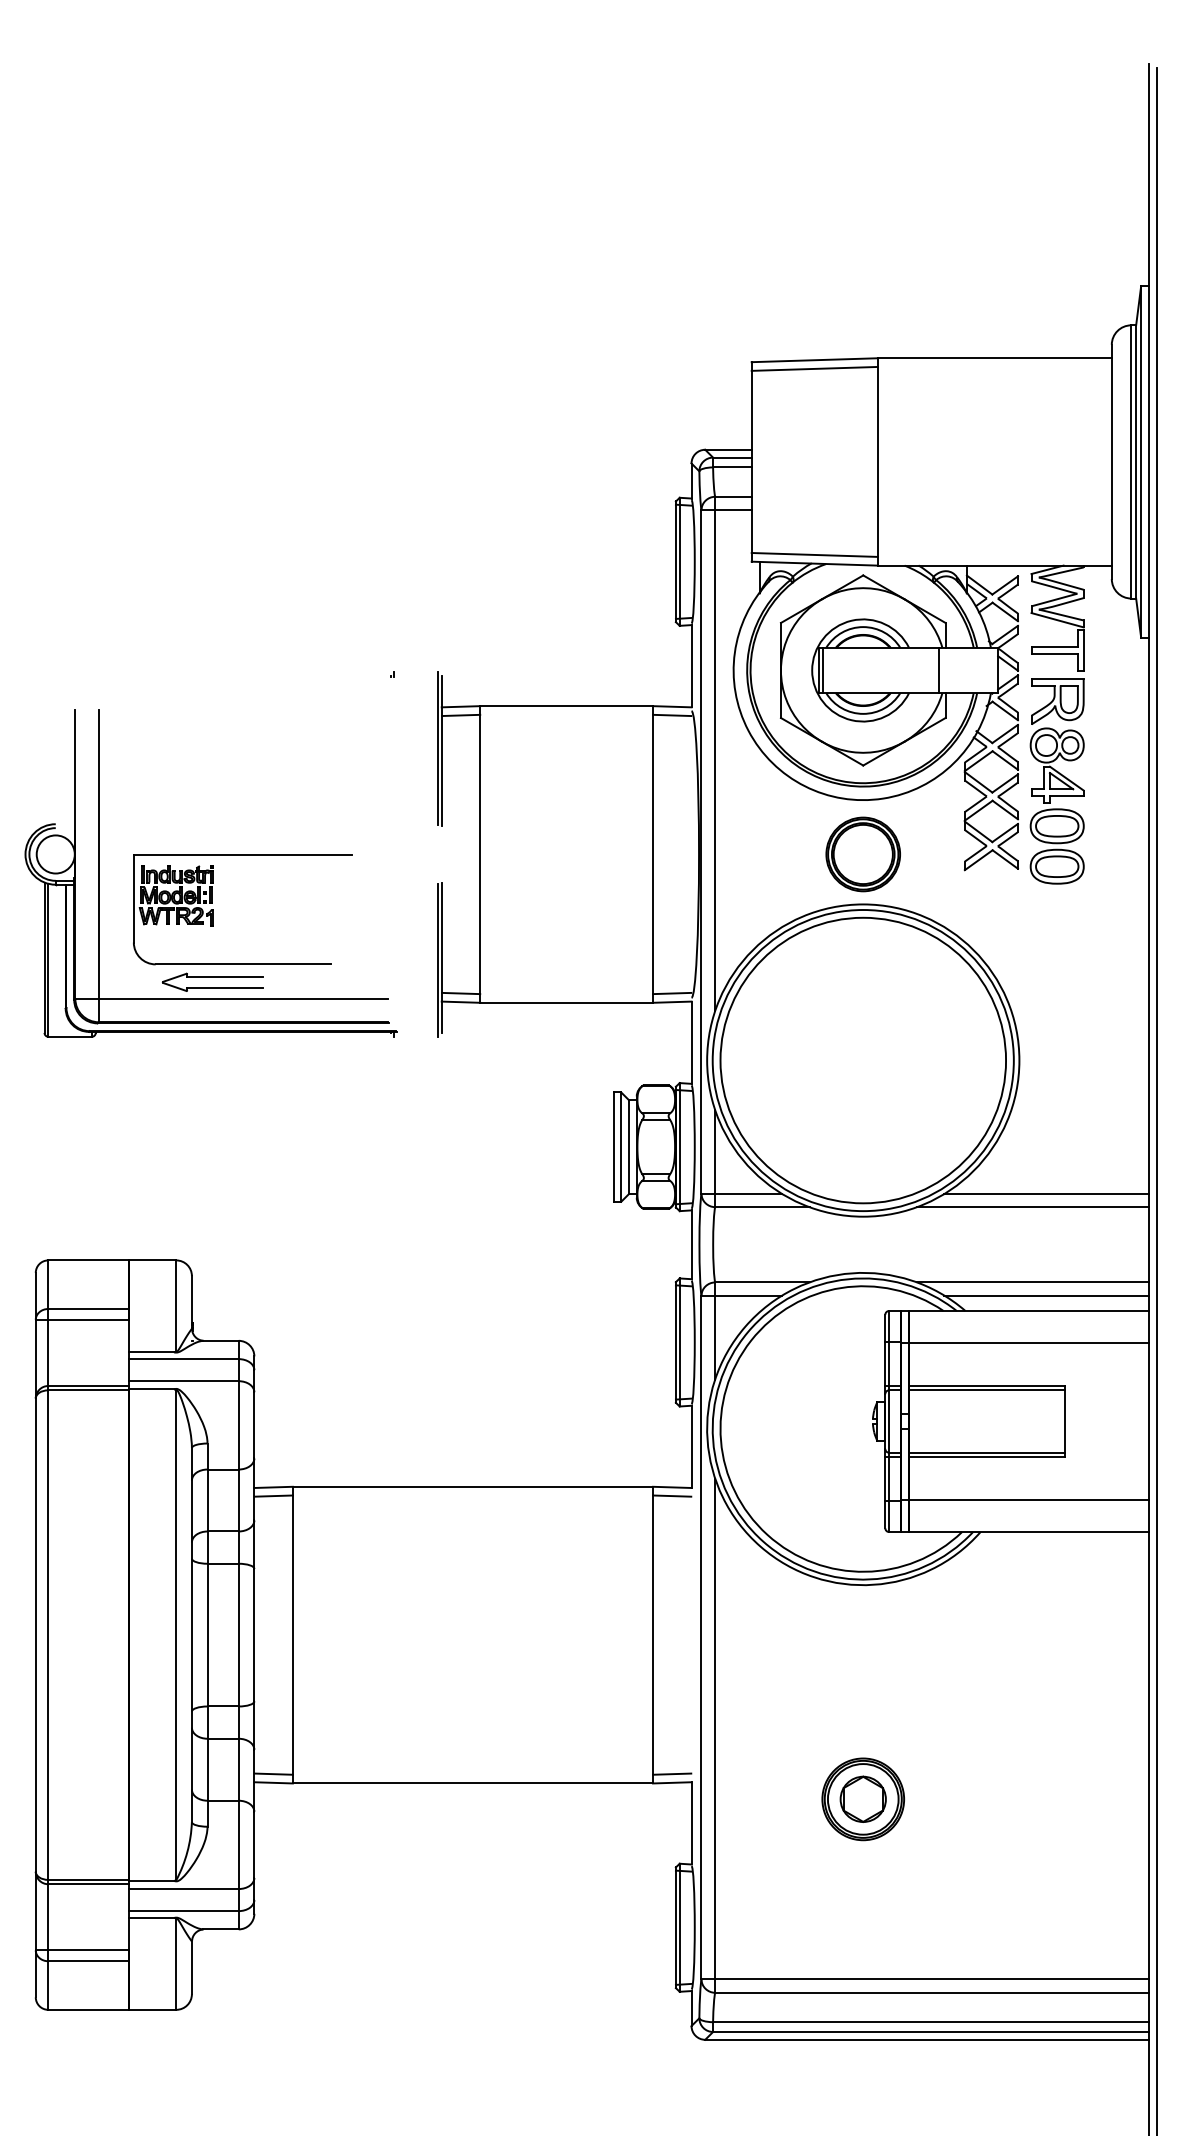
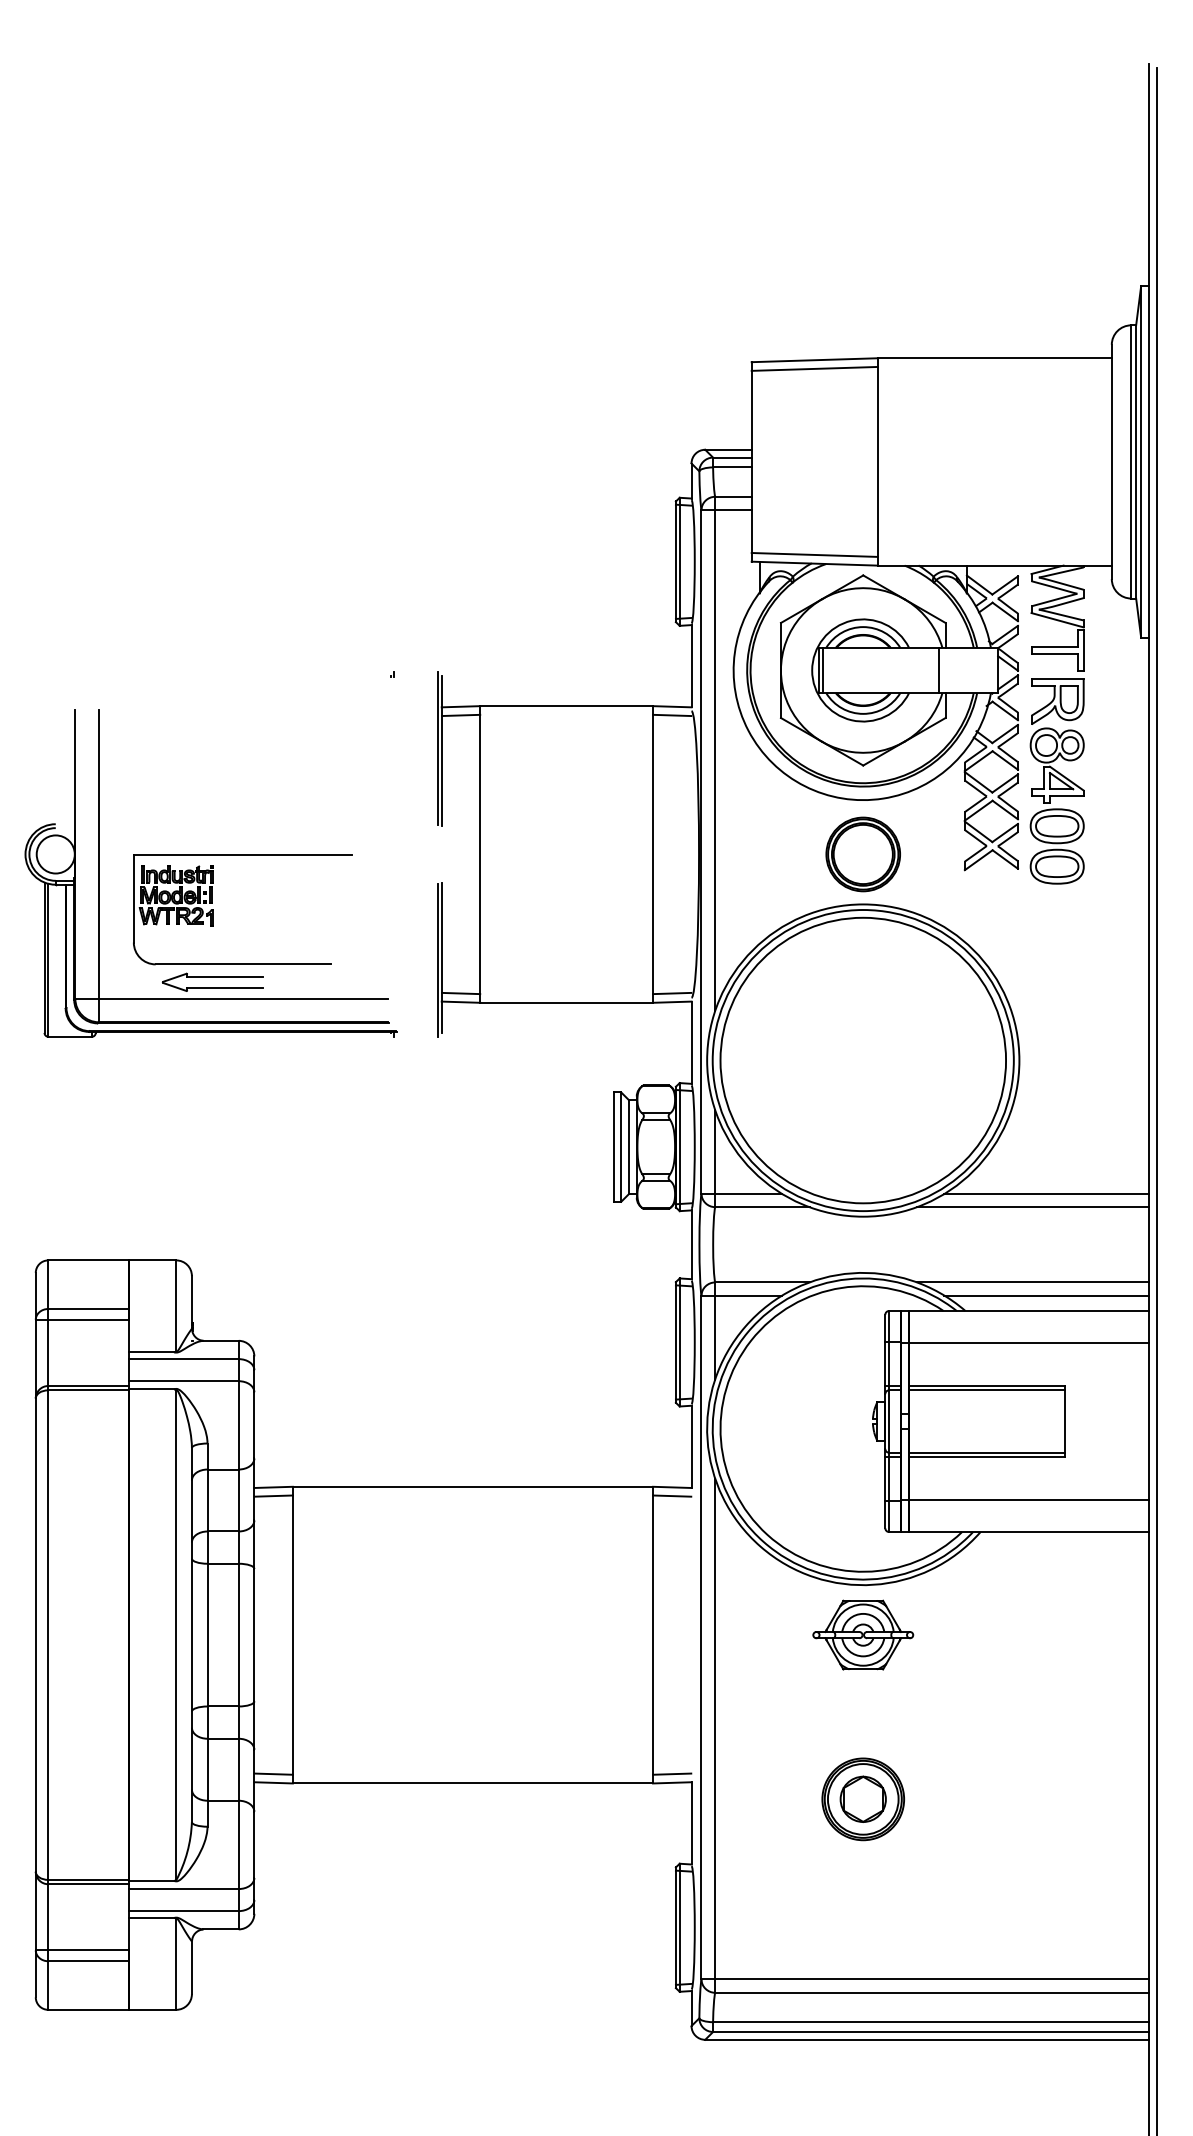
part: none -> present (863, 1634)
